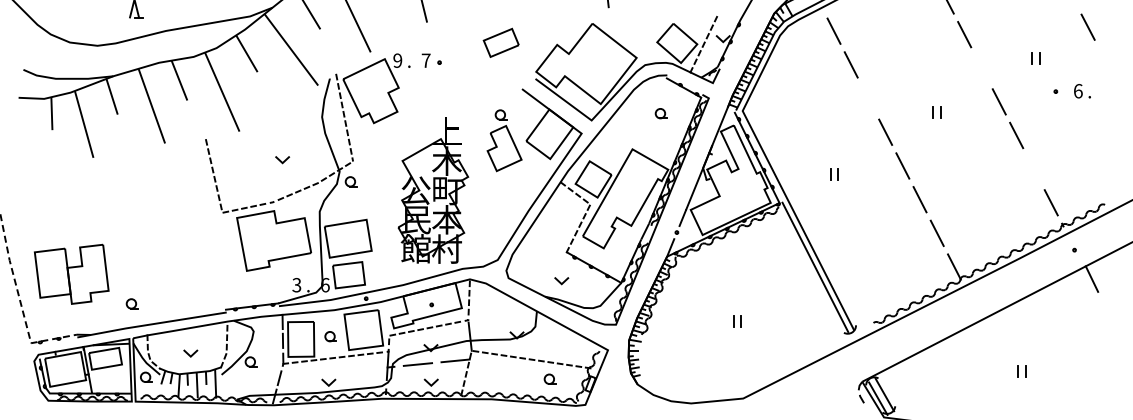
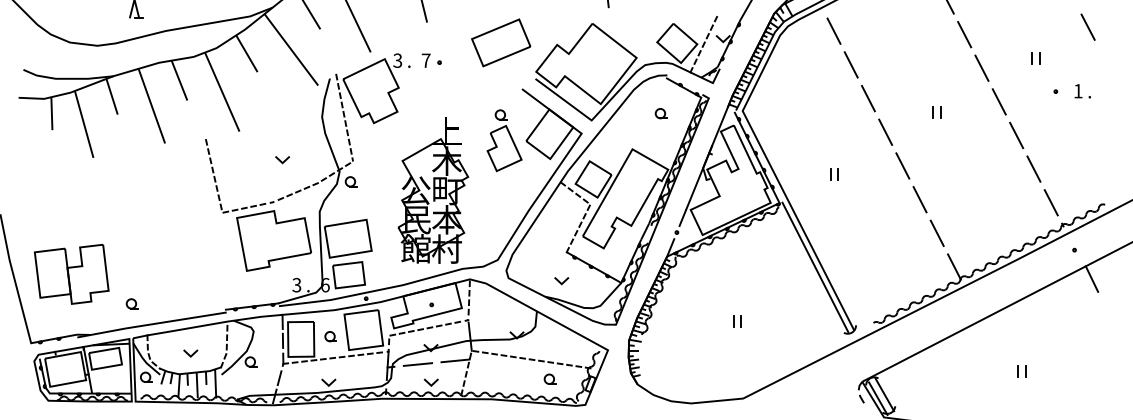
part size: 38x31 px -> 61x50 px (501, 42)
text: 9 -> 3 (397, 60)
line: none -> present (981, 67)
text: 6 -> 1 (1078, 91)
line: none -> present (867, 98)
line: none -> present (1033, 168)
line: dashed -> solid (20, 301)
